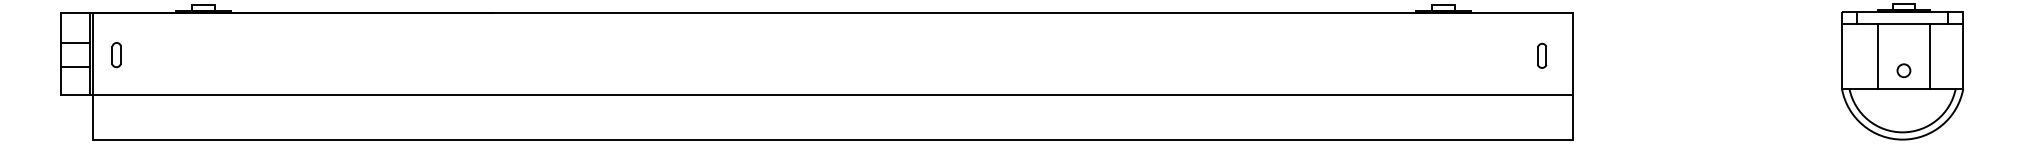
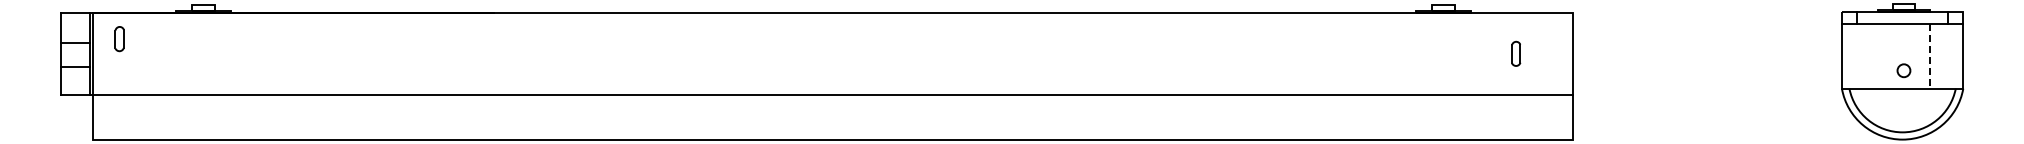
part position: (116, 55) -> (119, 39) (119, 39)
part position: (1542, 55) -> (1516, 53) (1516, 53)
line: present -> none (1877, 56)
line: solid -> dashed (1930, 57)
